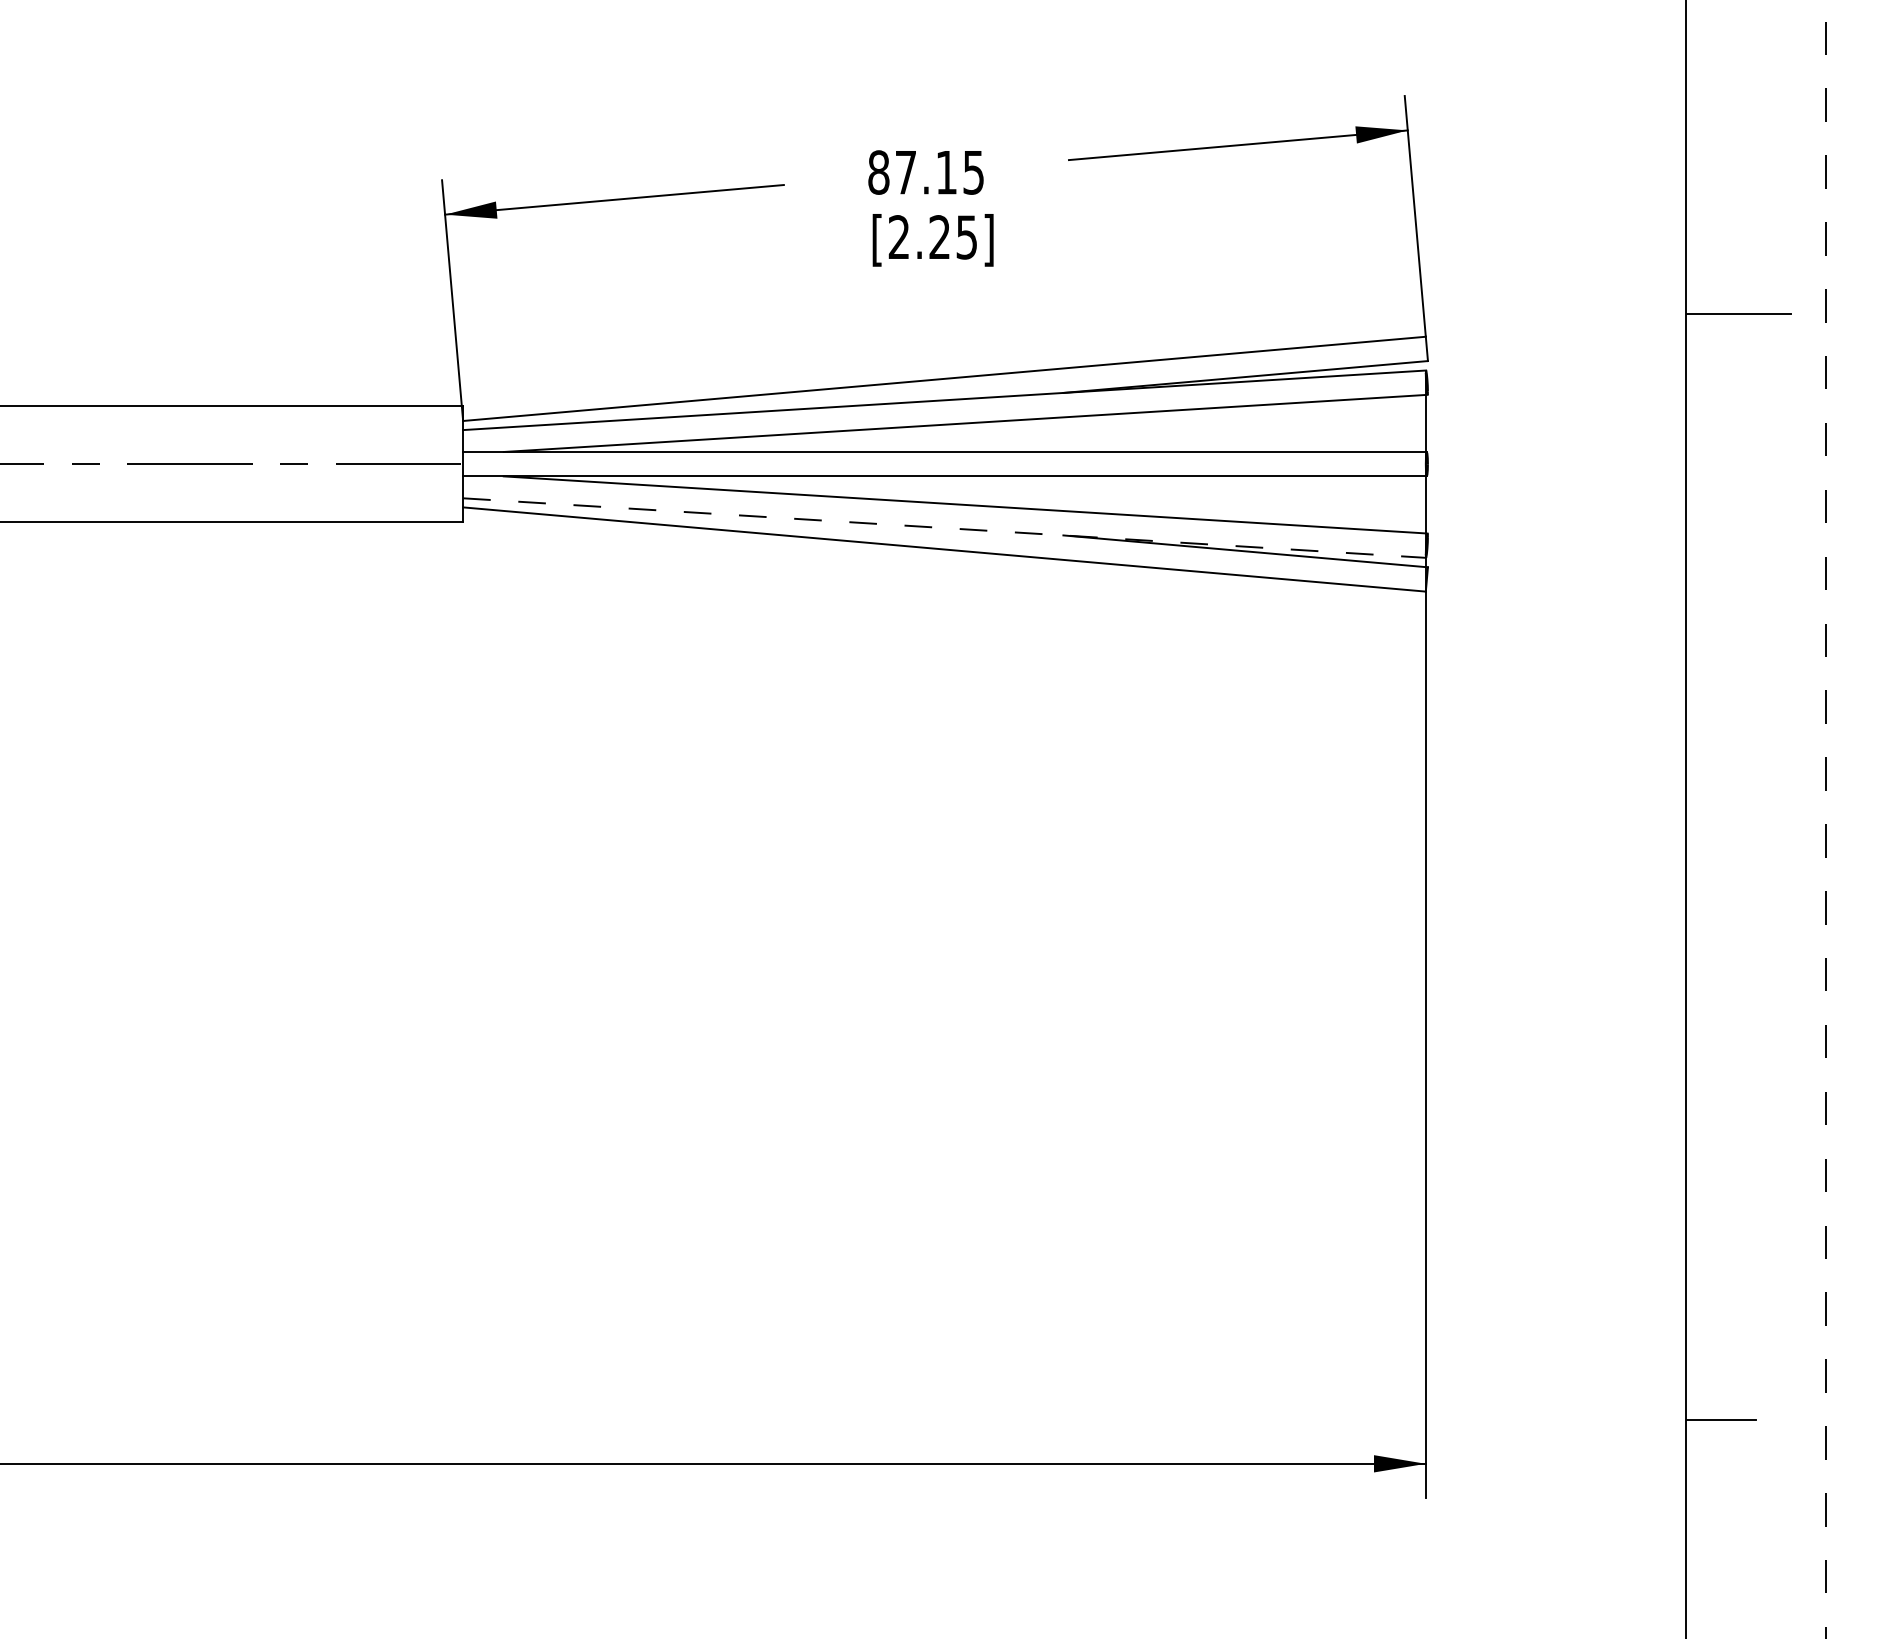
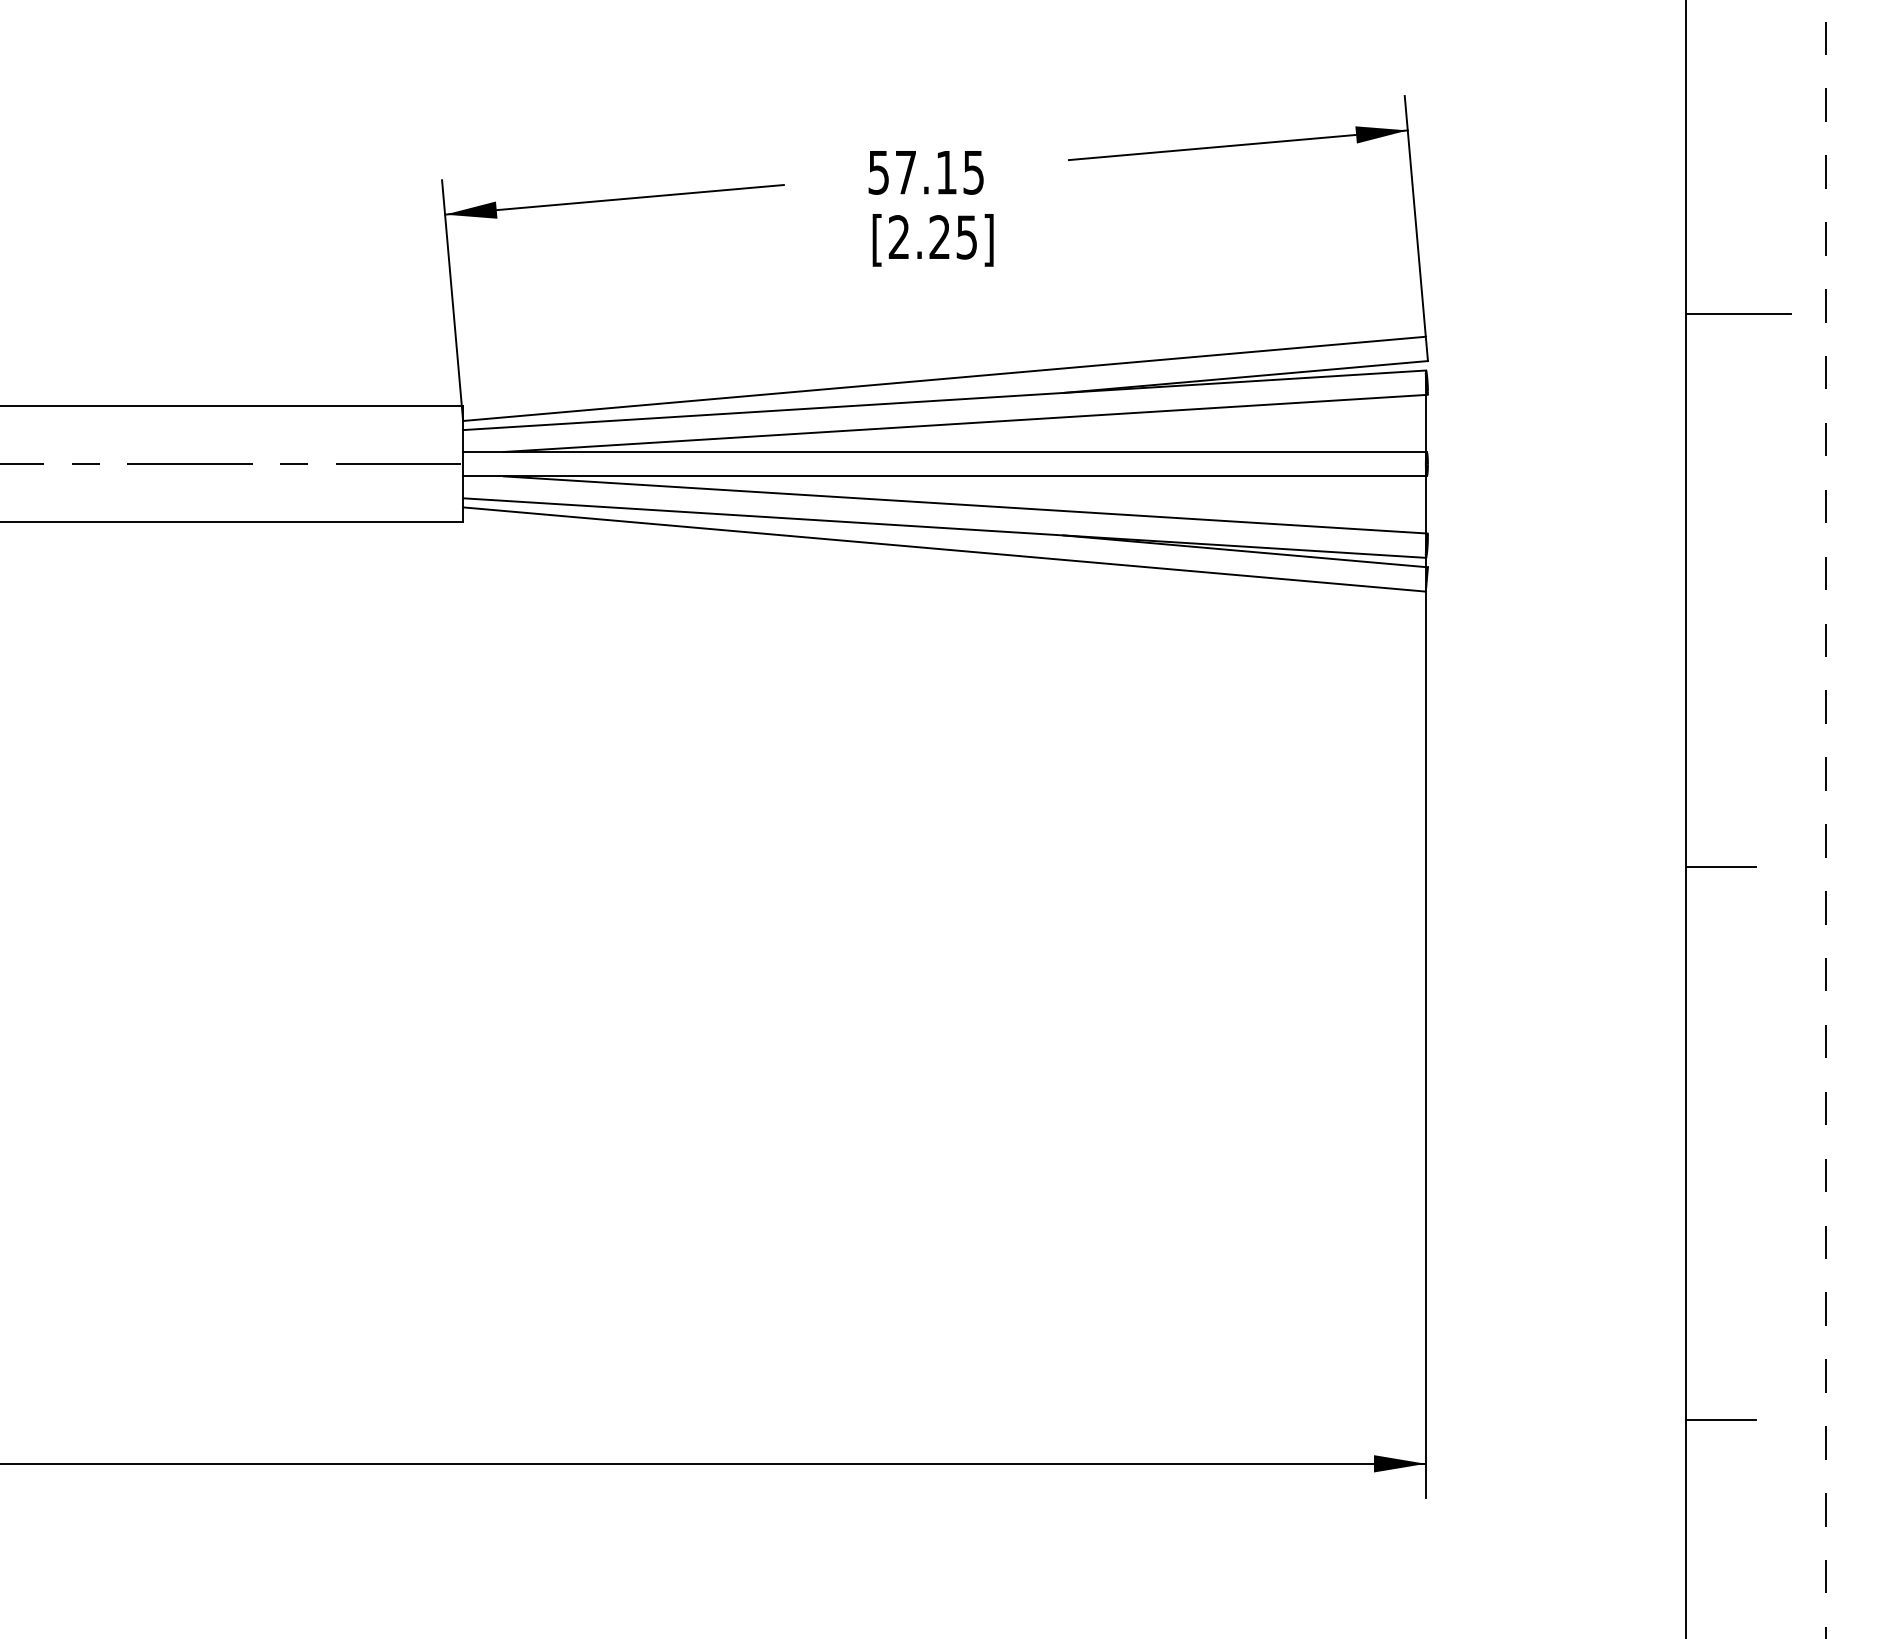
text: 87.15 -> 57.15 (878, 172)
line: dashed -> solid (945, 528)
line: none -> present (1721, 867)
